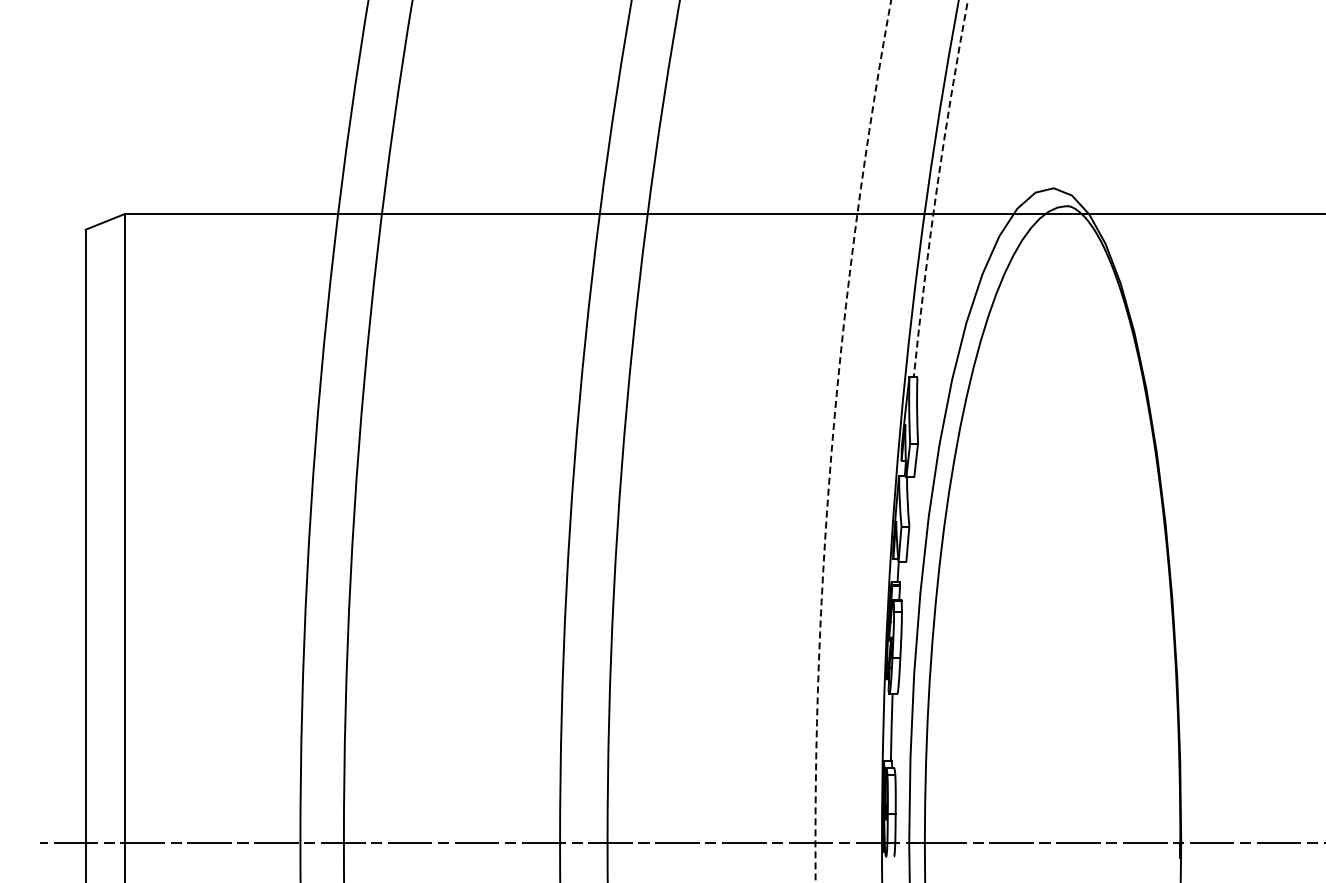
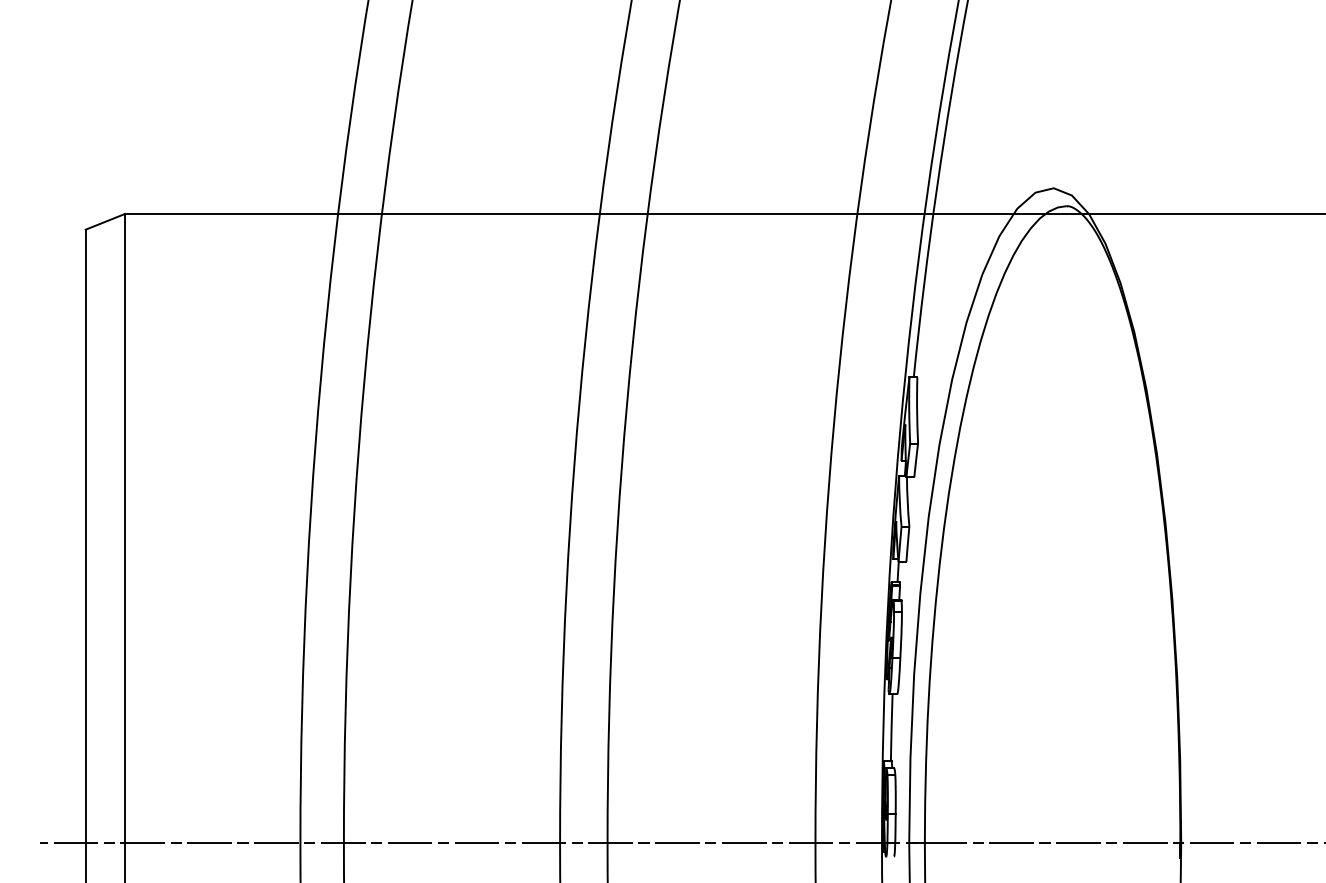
arc: dashed -> solid (937, 187)
circle: dashed -> solid (853, 441)
